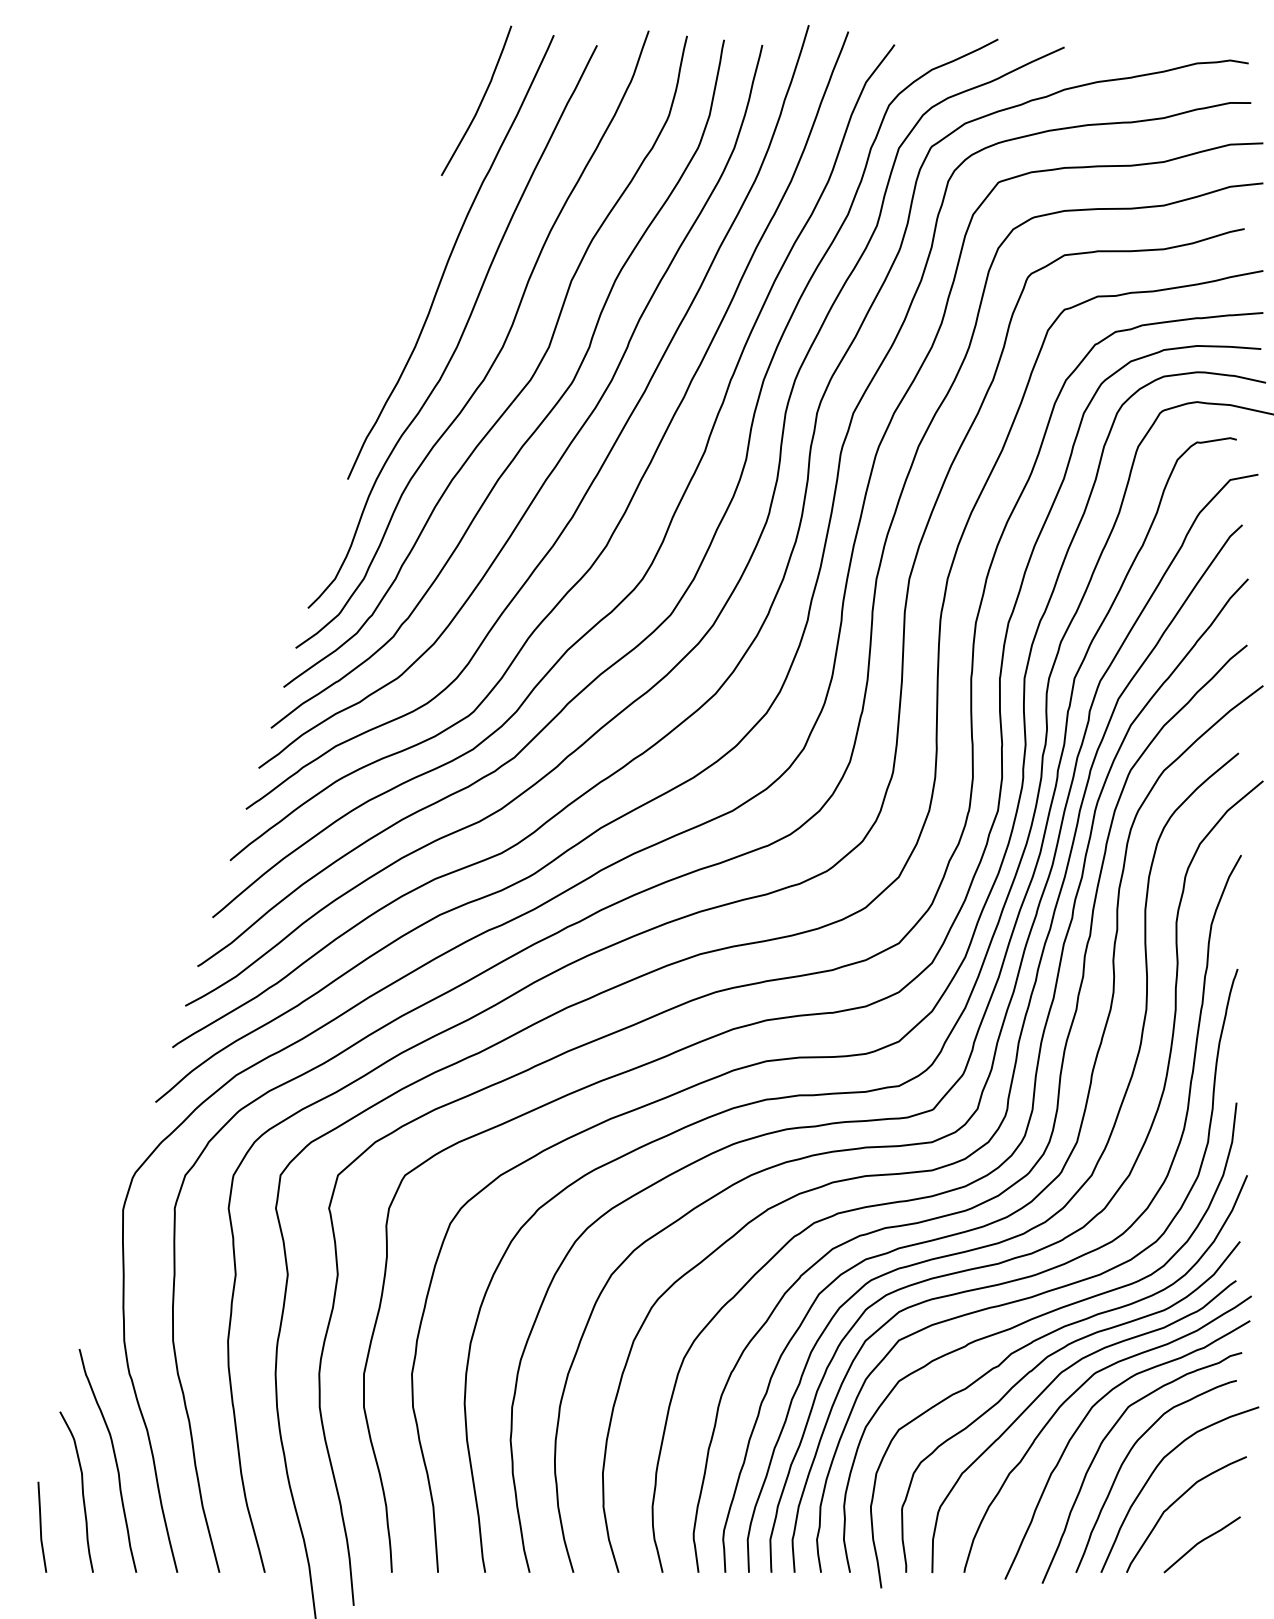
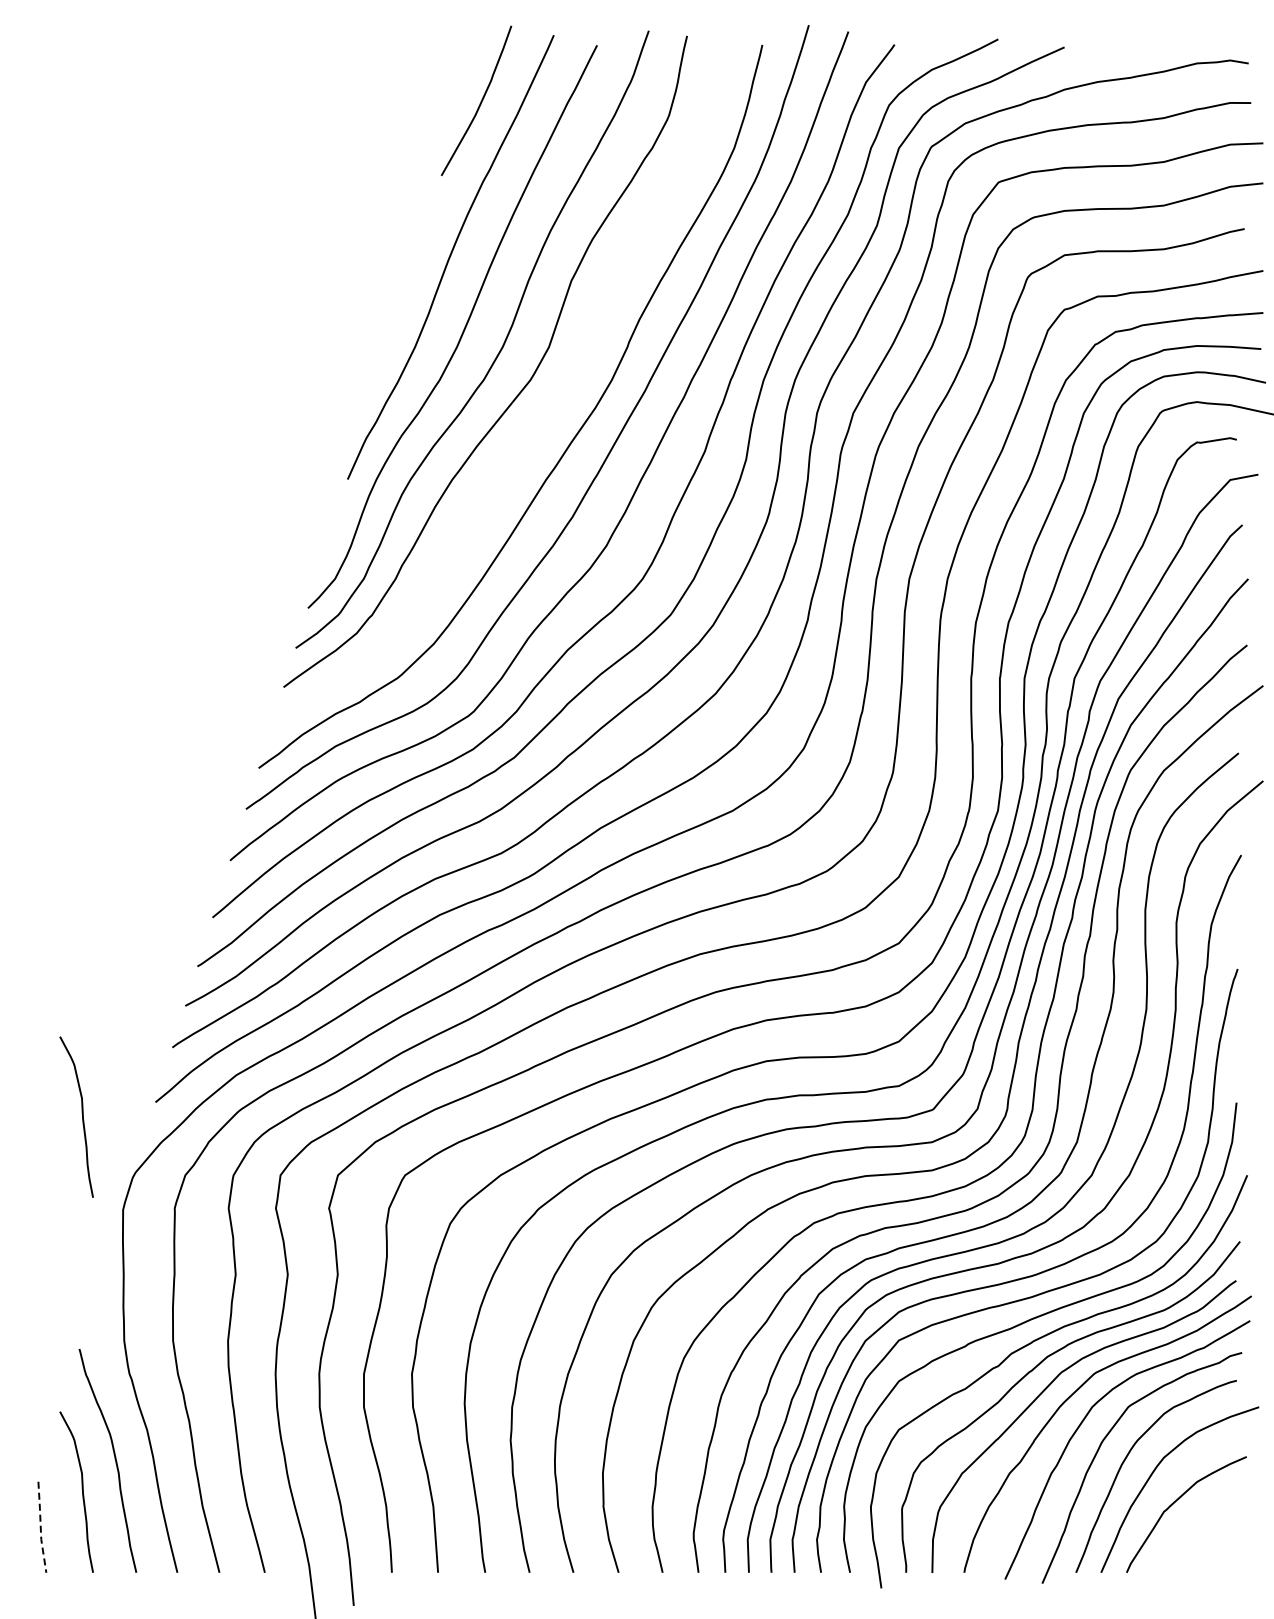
curve: present -> none (543, 418)
curve: none -> present (81, 1113)
line: solid -> dashed (40, 1527)
line: present -> none (1201, 1542)
